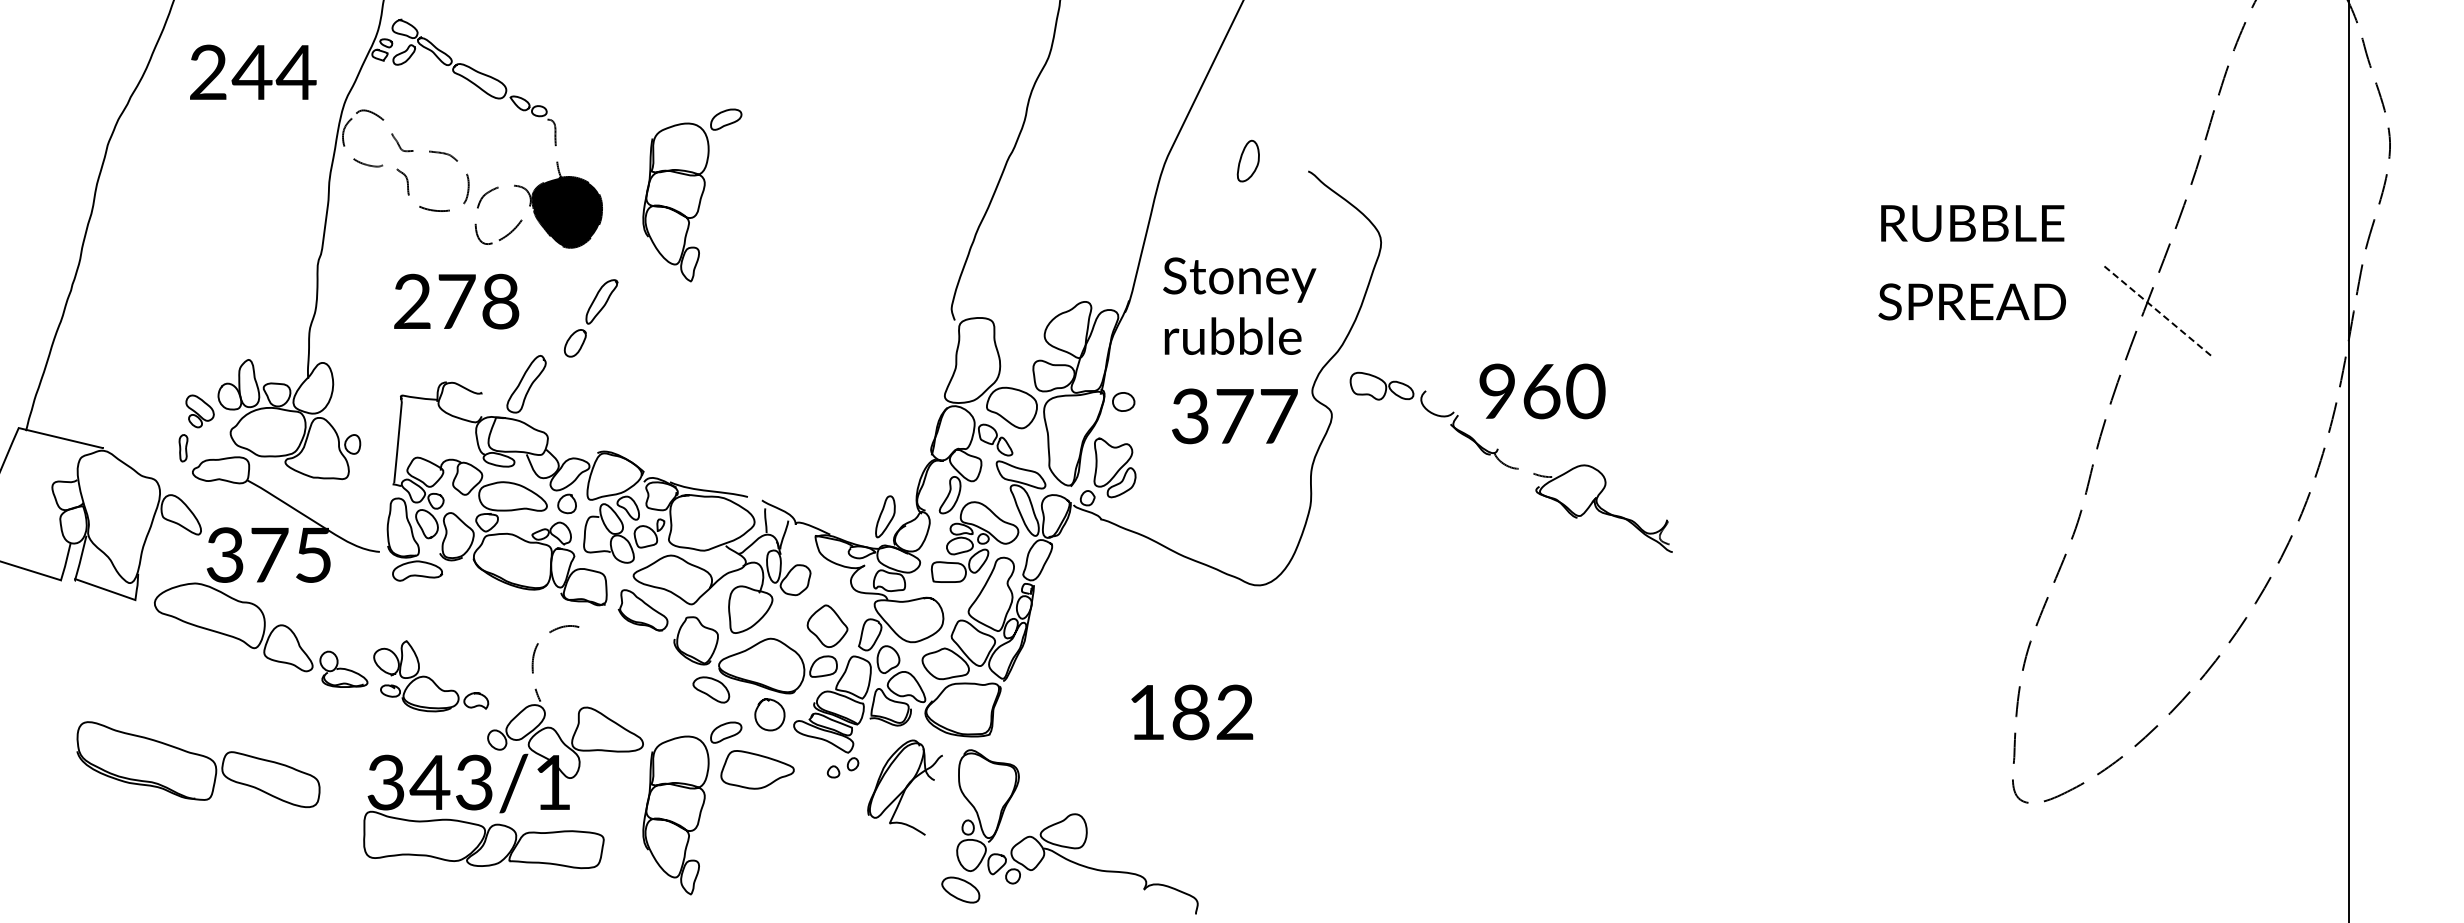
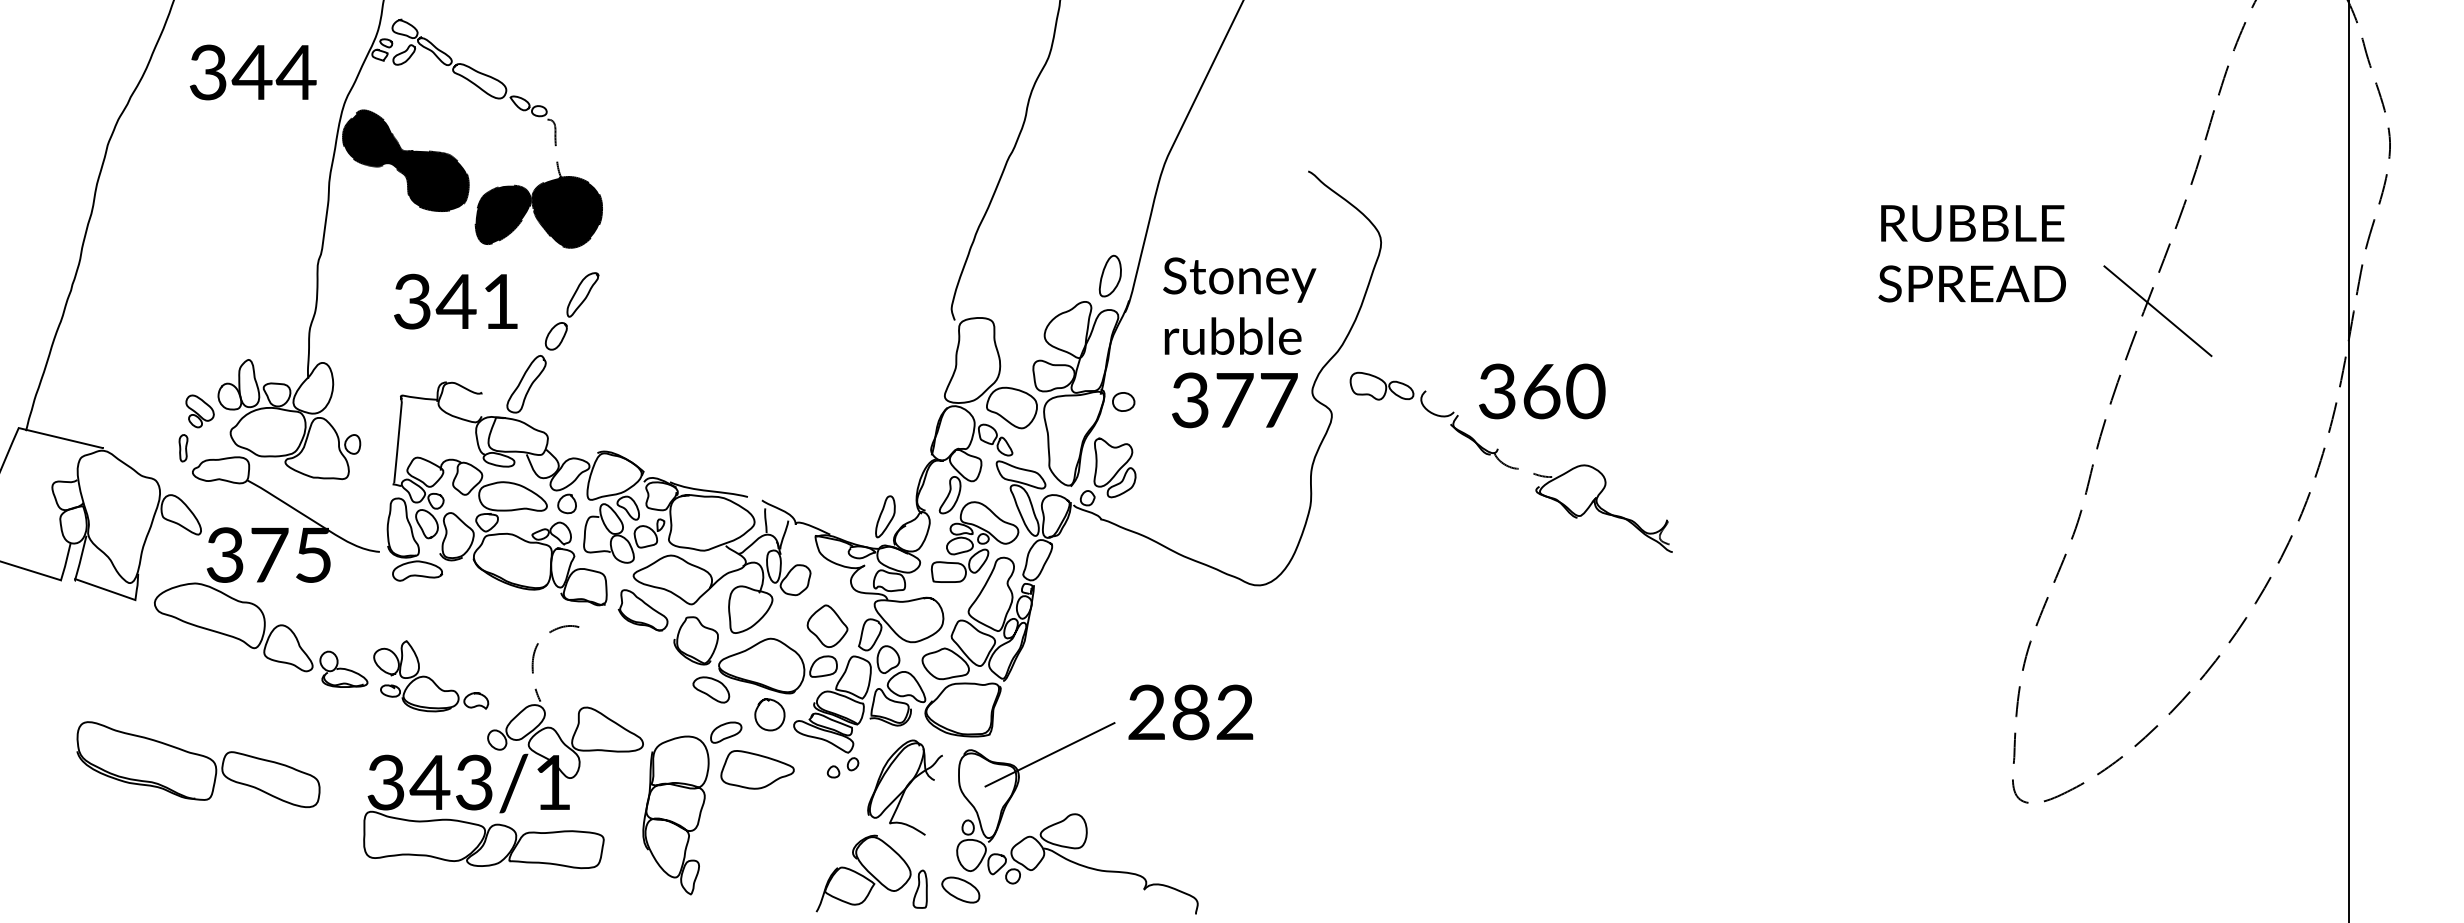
text: 244 -> 344 (207, 72)
fill: none -> present (405, 160)
part position: (1247, 160) -> (1109, 275) (1109, 275)
part: present -> none (692, 195)
fill: none -> present (502, 214)
text: 278 -> 341 (456, 301)
text position: (1971, 301) -> (1971, 283) (1971, 283)
line: dashed -> solid (2157, 311)
part position: (590, 318) -> (571, 311) (571, 311)
text: 960 -> 360 (1497, 391)
text position: (1234, 416) -> (1234, 400) (1234, 400)
text: 182 -> 282 (1146, 711)
line: none -> present (1049, 754)
part: none -> present (871, 873)
